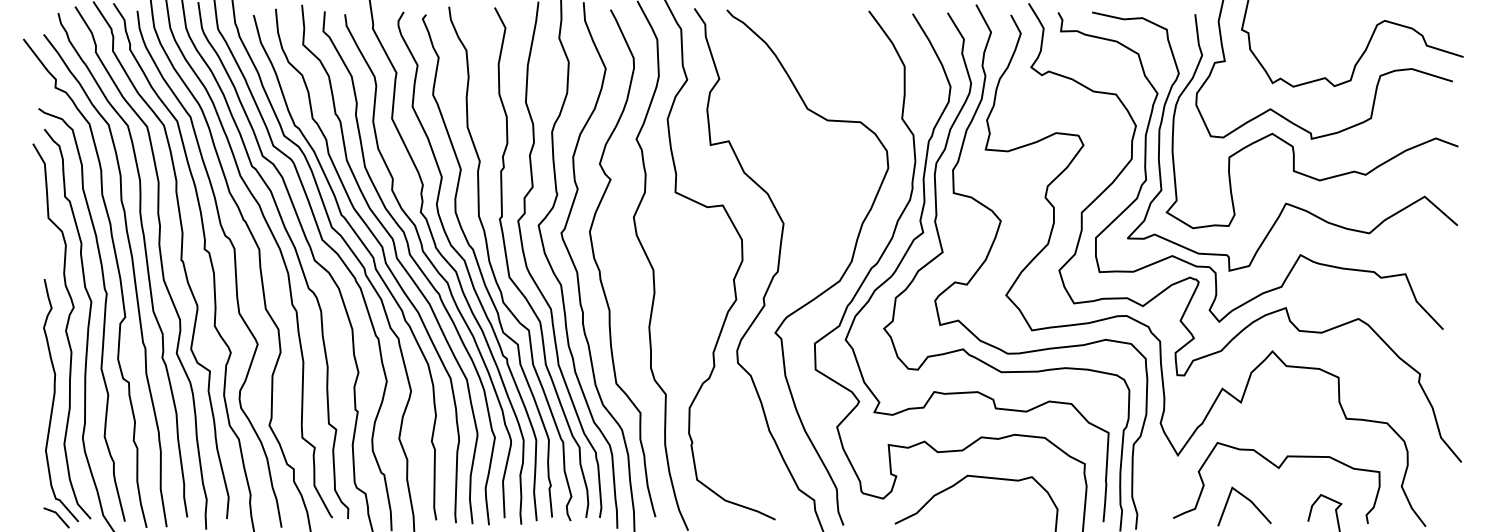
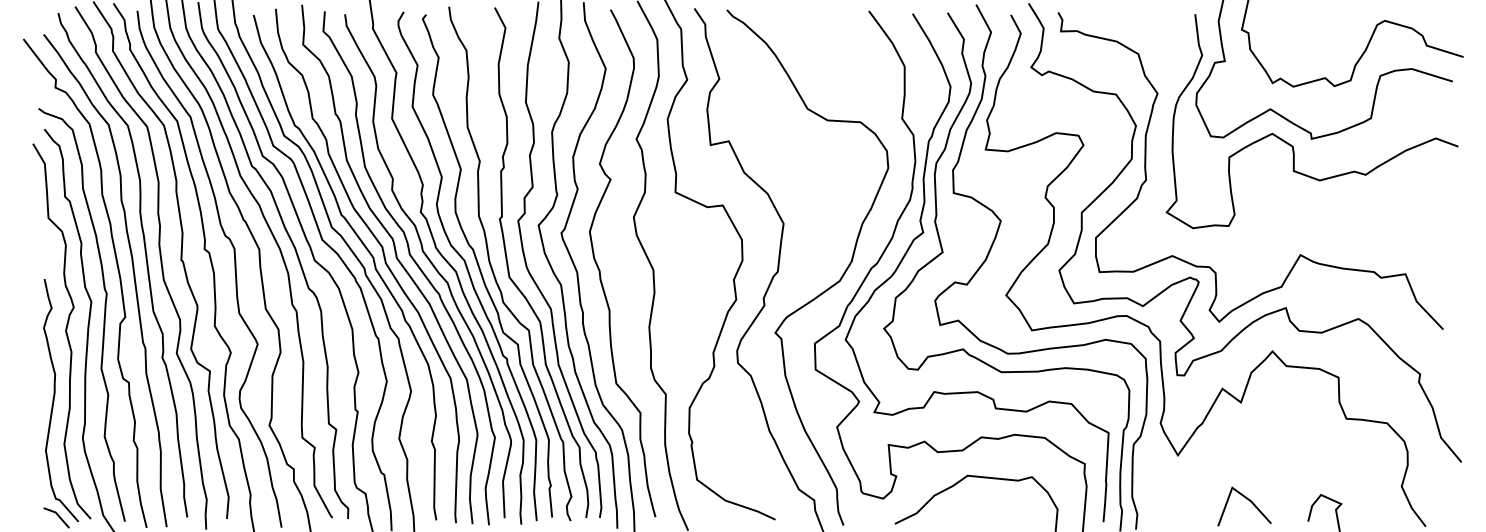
curve: present -> none (1285, 202)
curve: present -> none (1277, 468)
